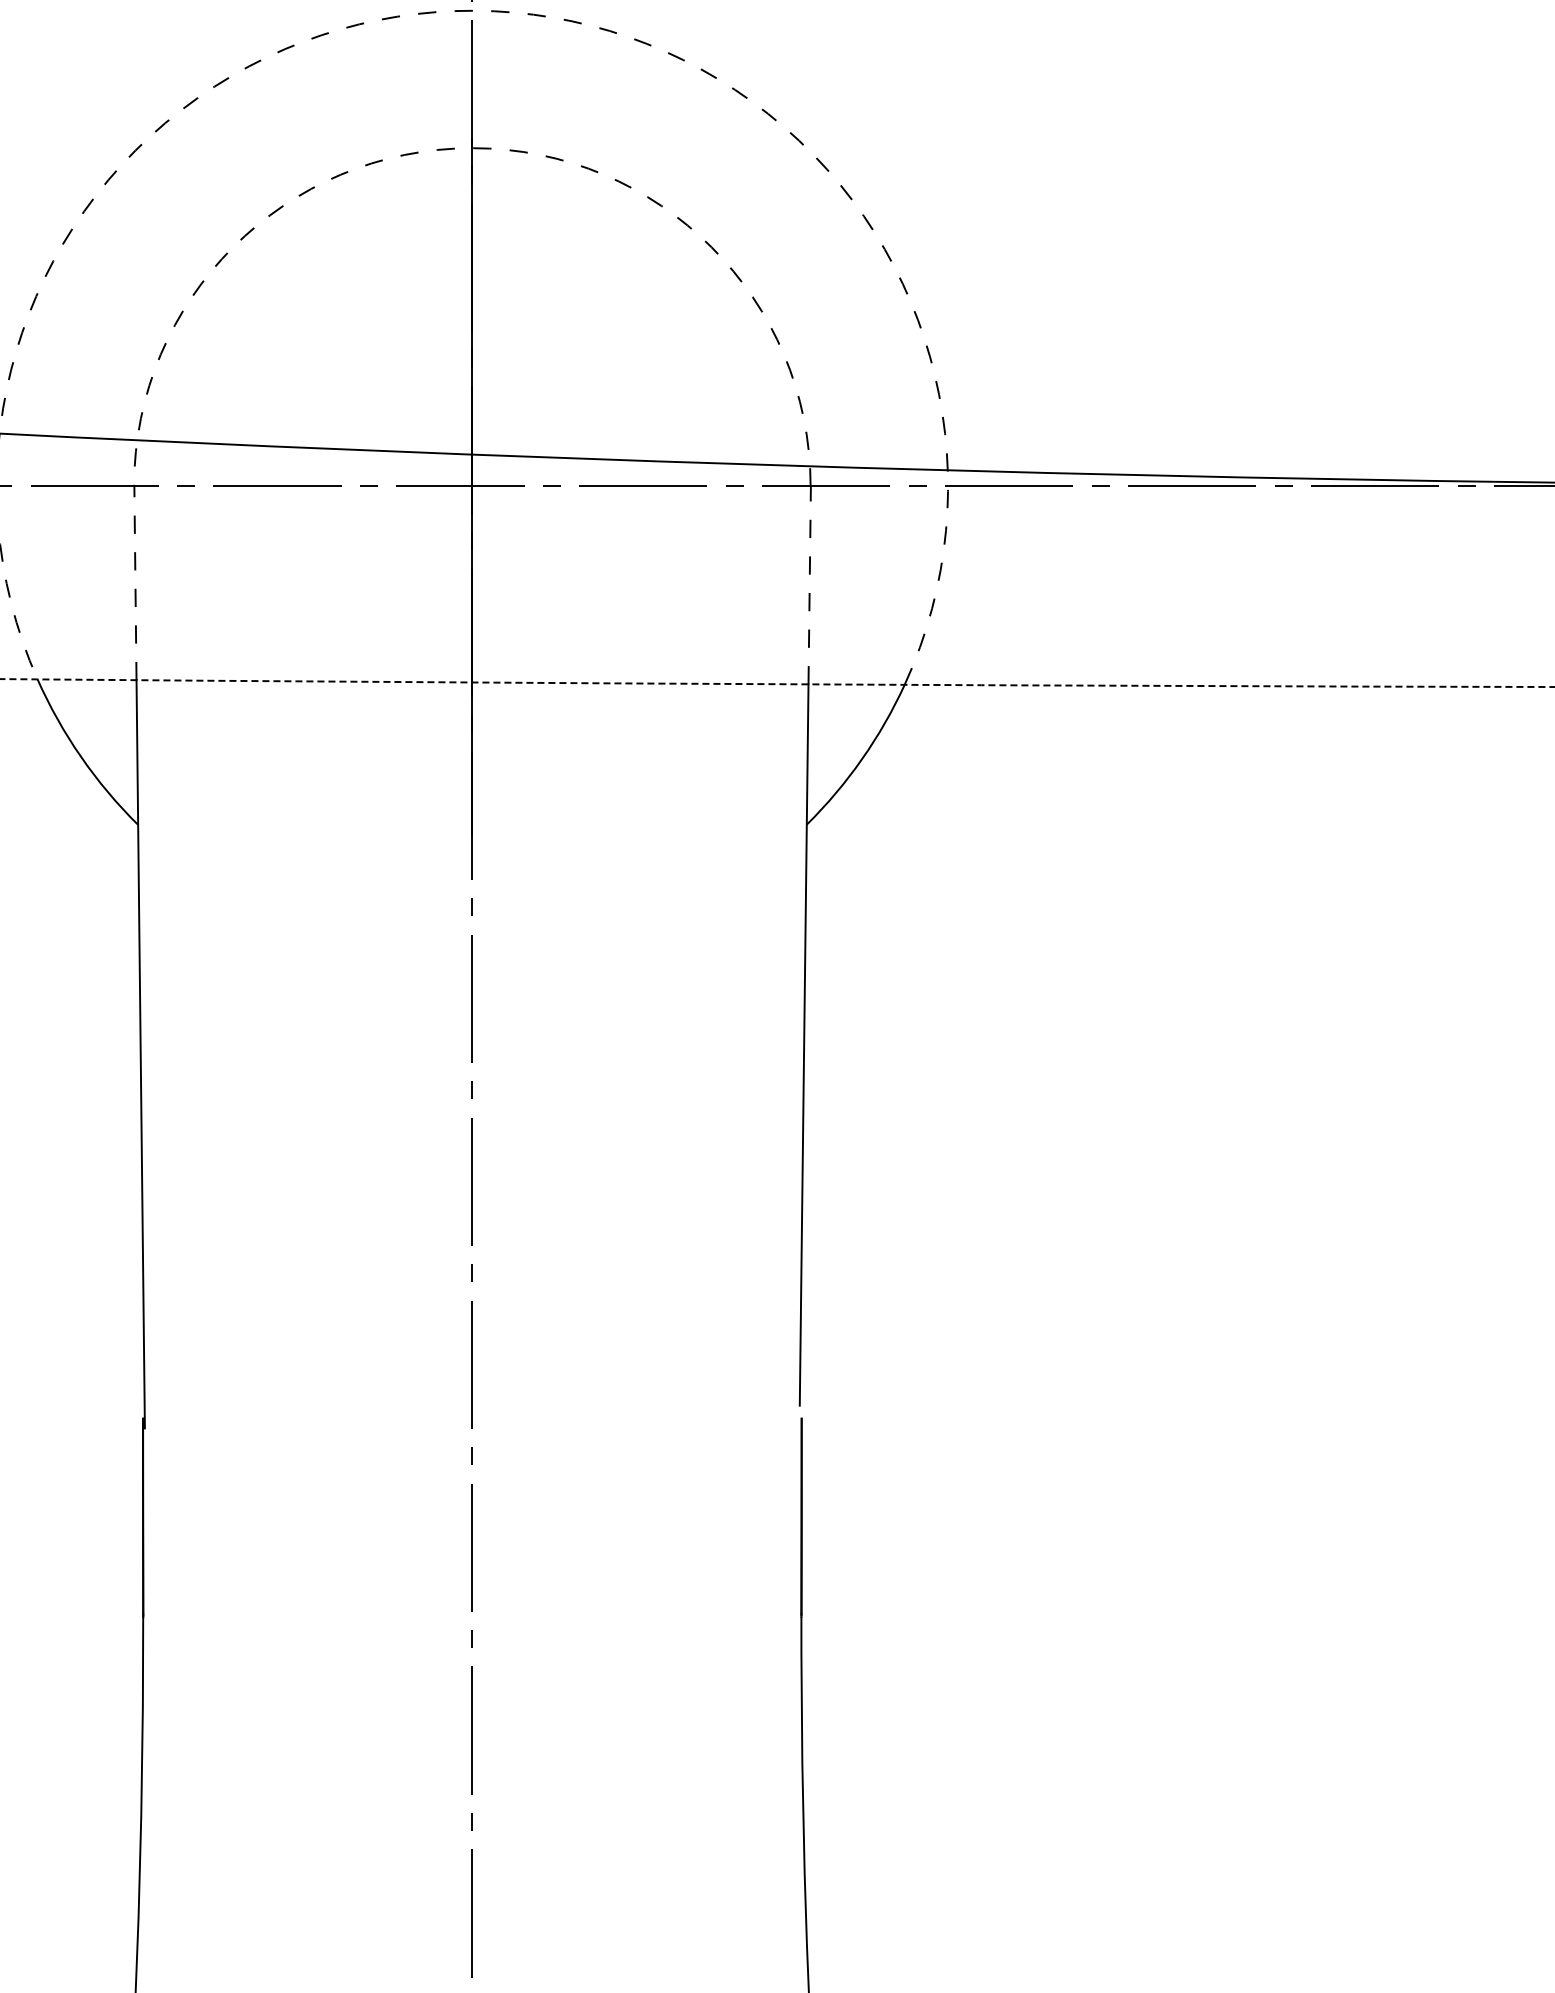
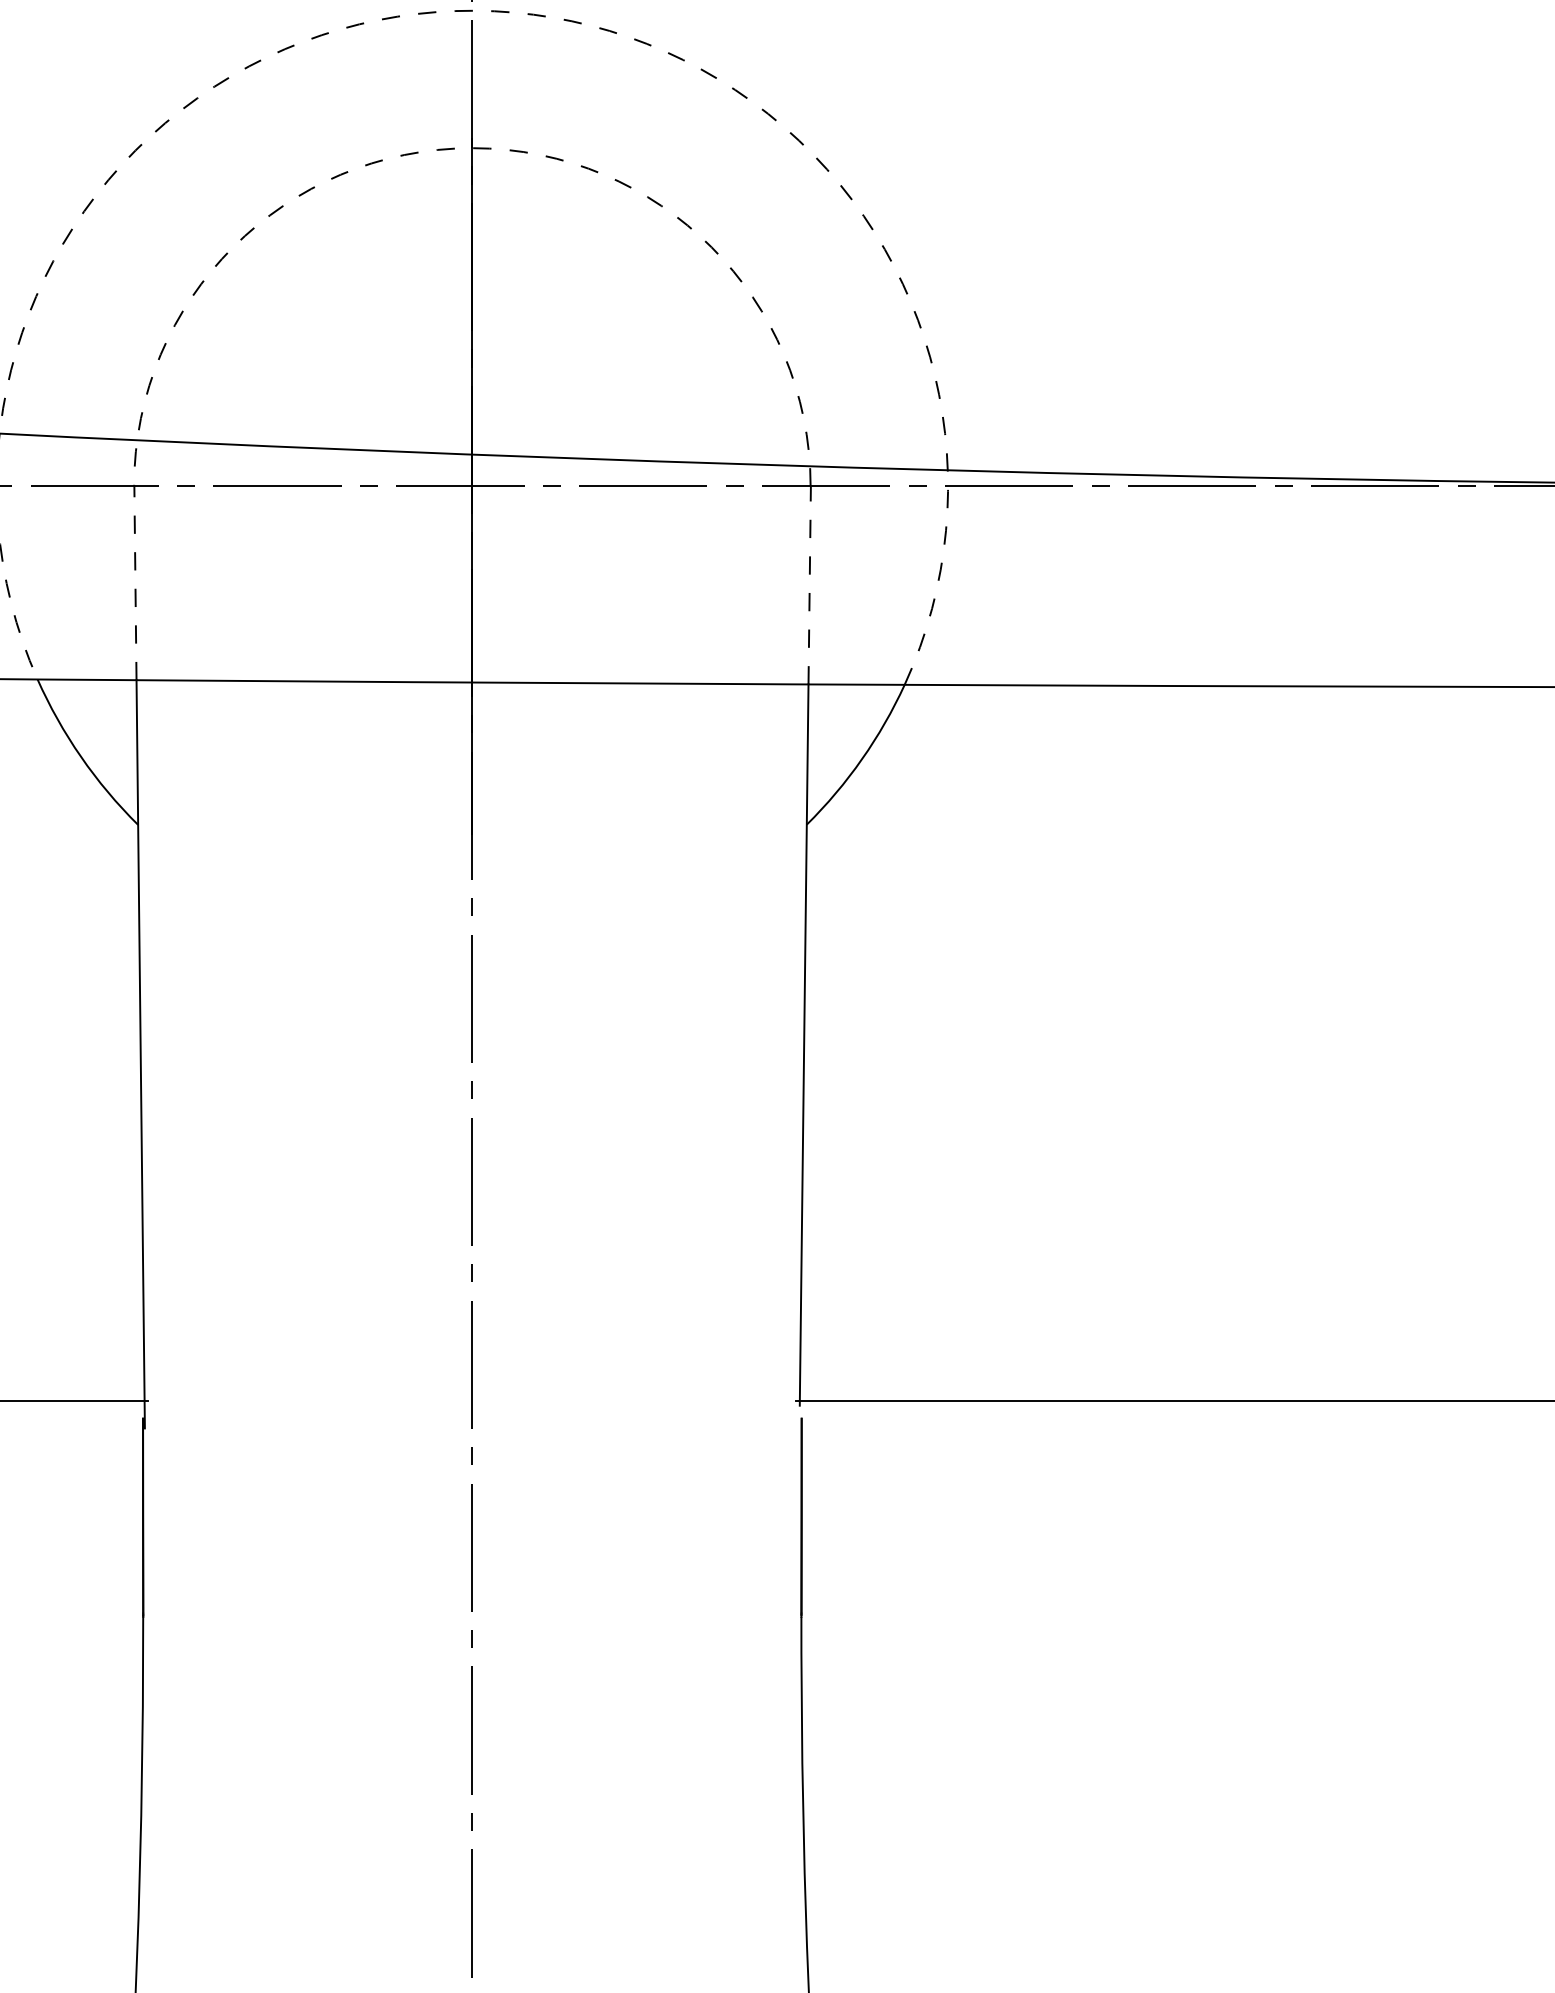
arc: dashed -> solid (777, 684)
line: none -> present (75, 1401)
line: none -> present (1173, 1401)
